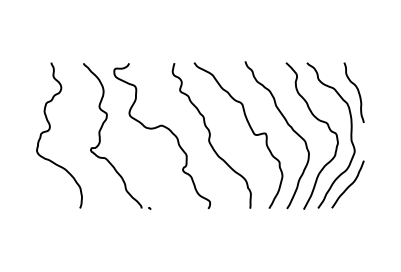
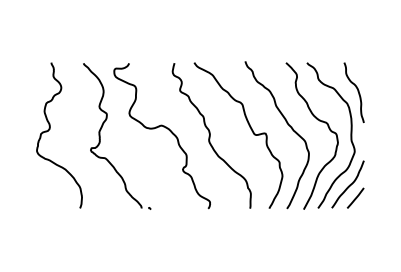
line: none -> present (355, 197)
